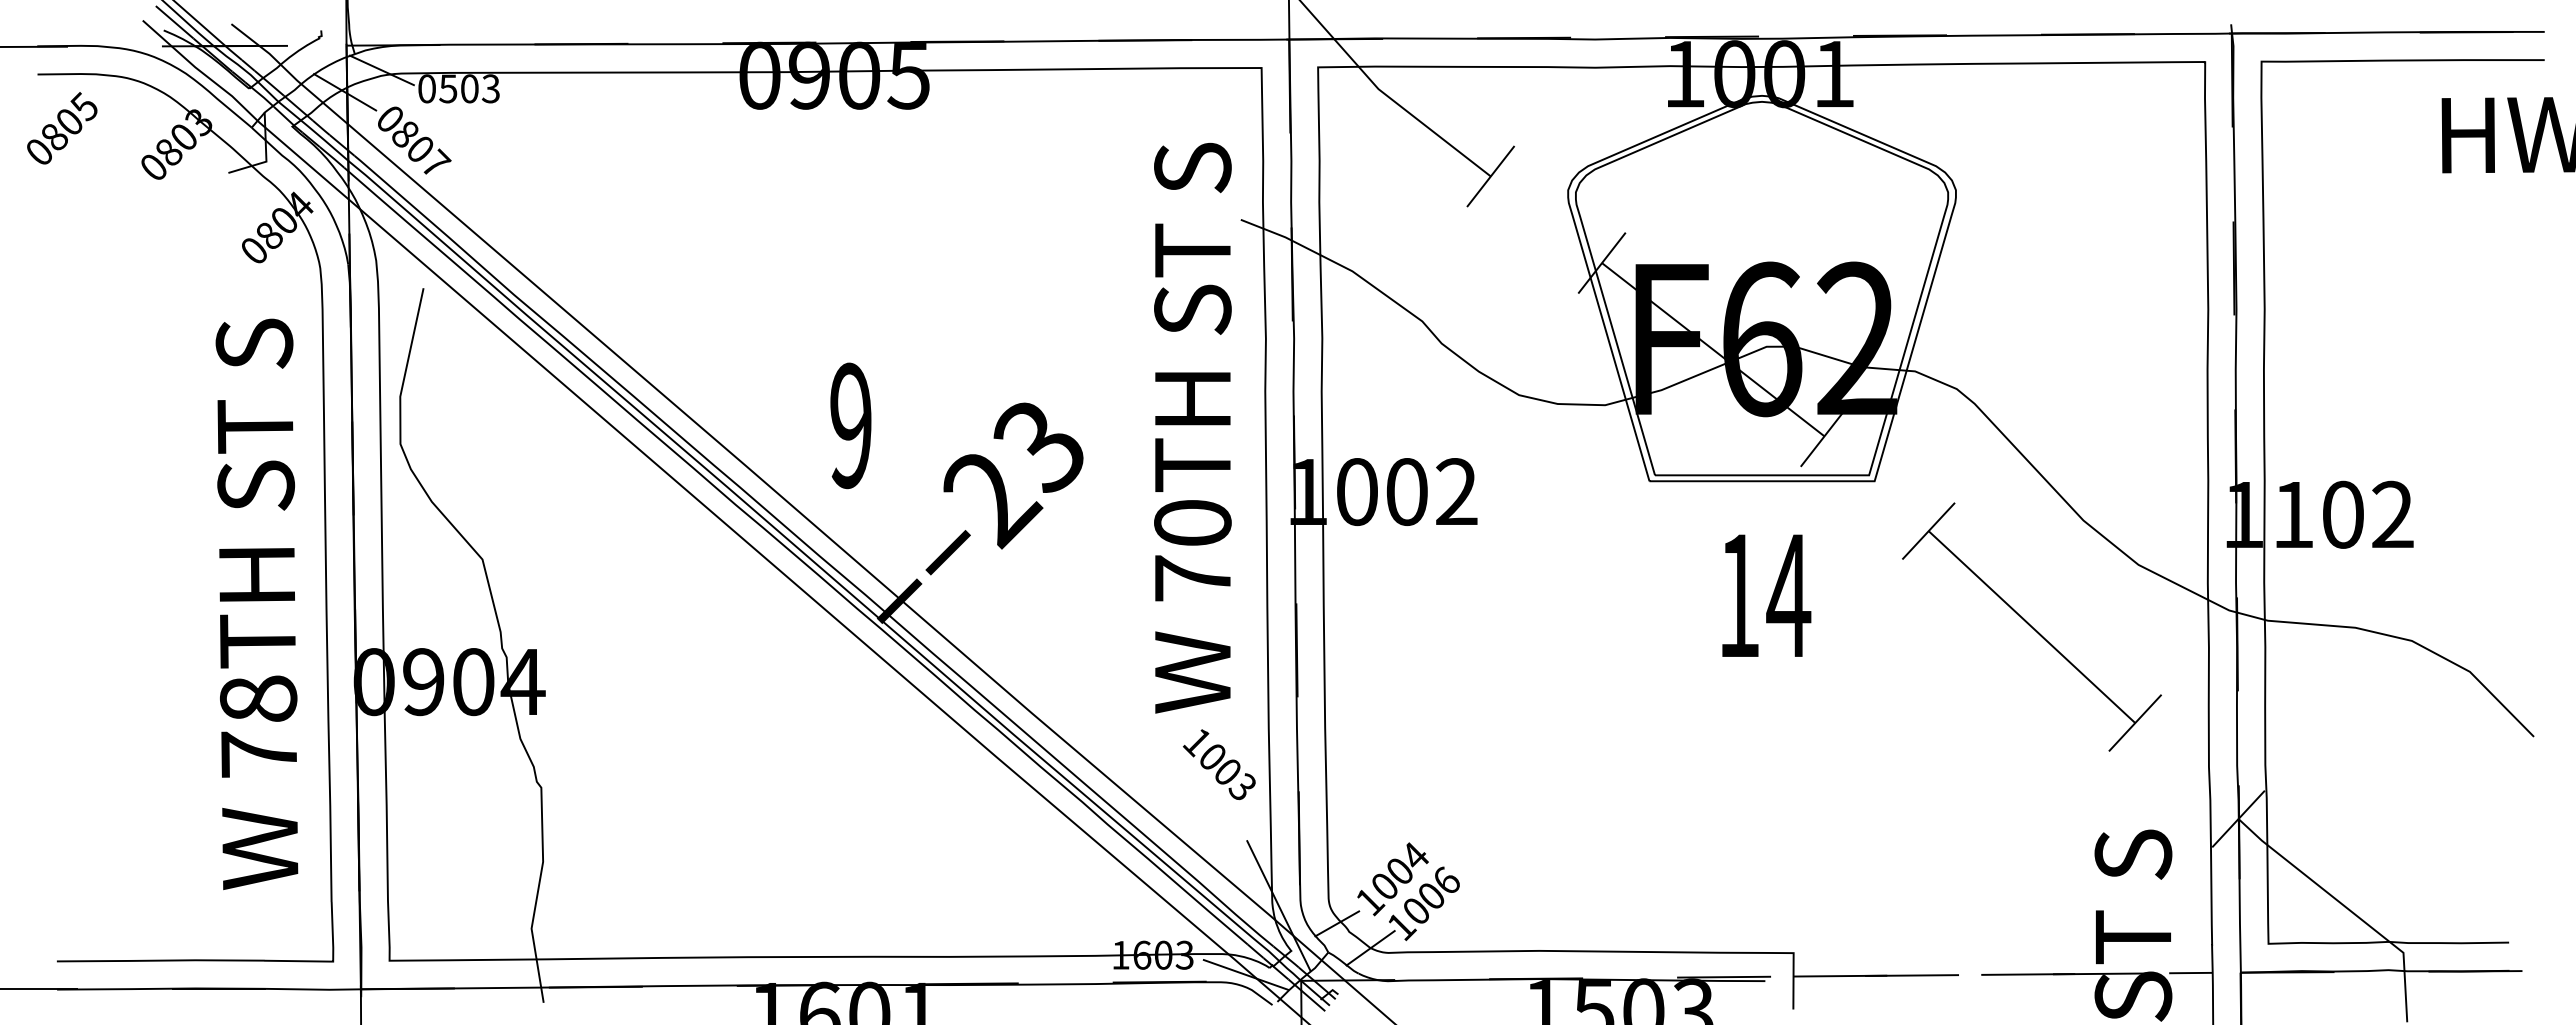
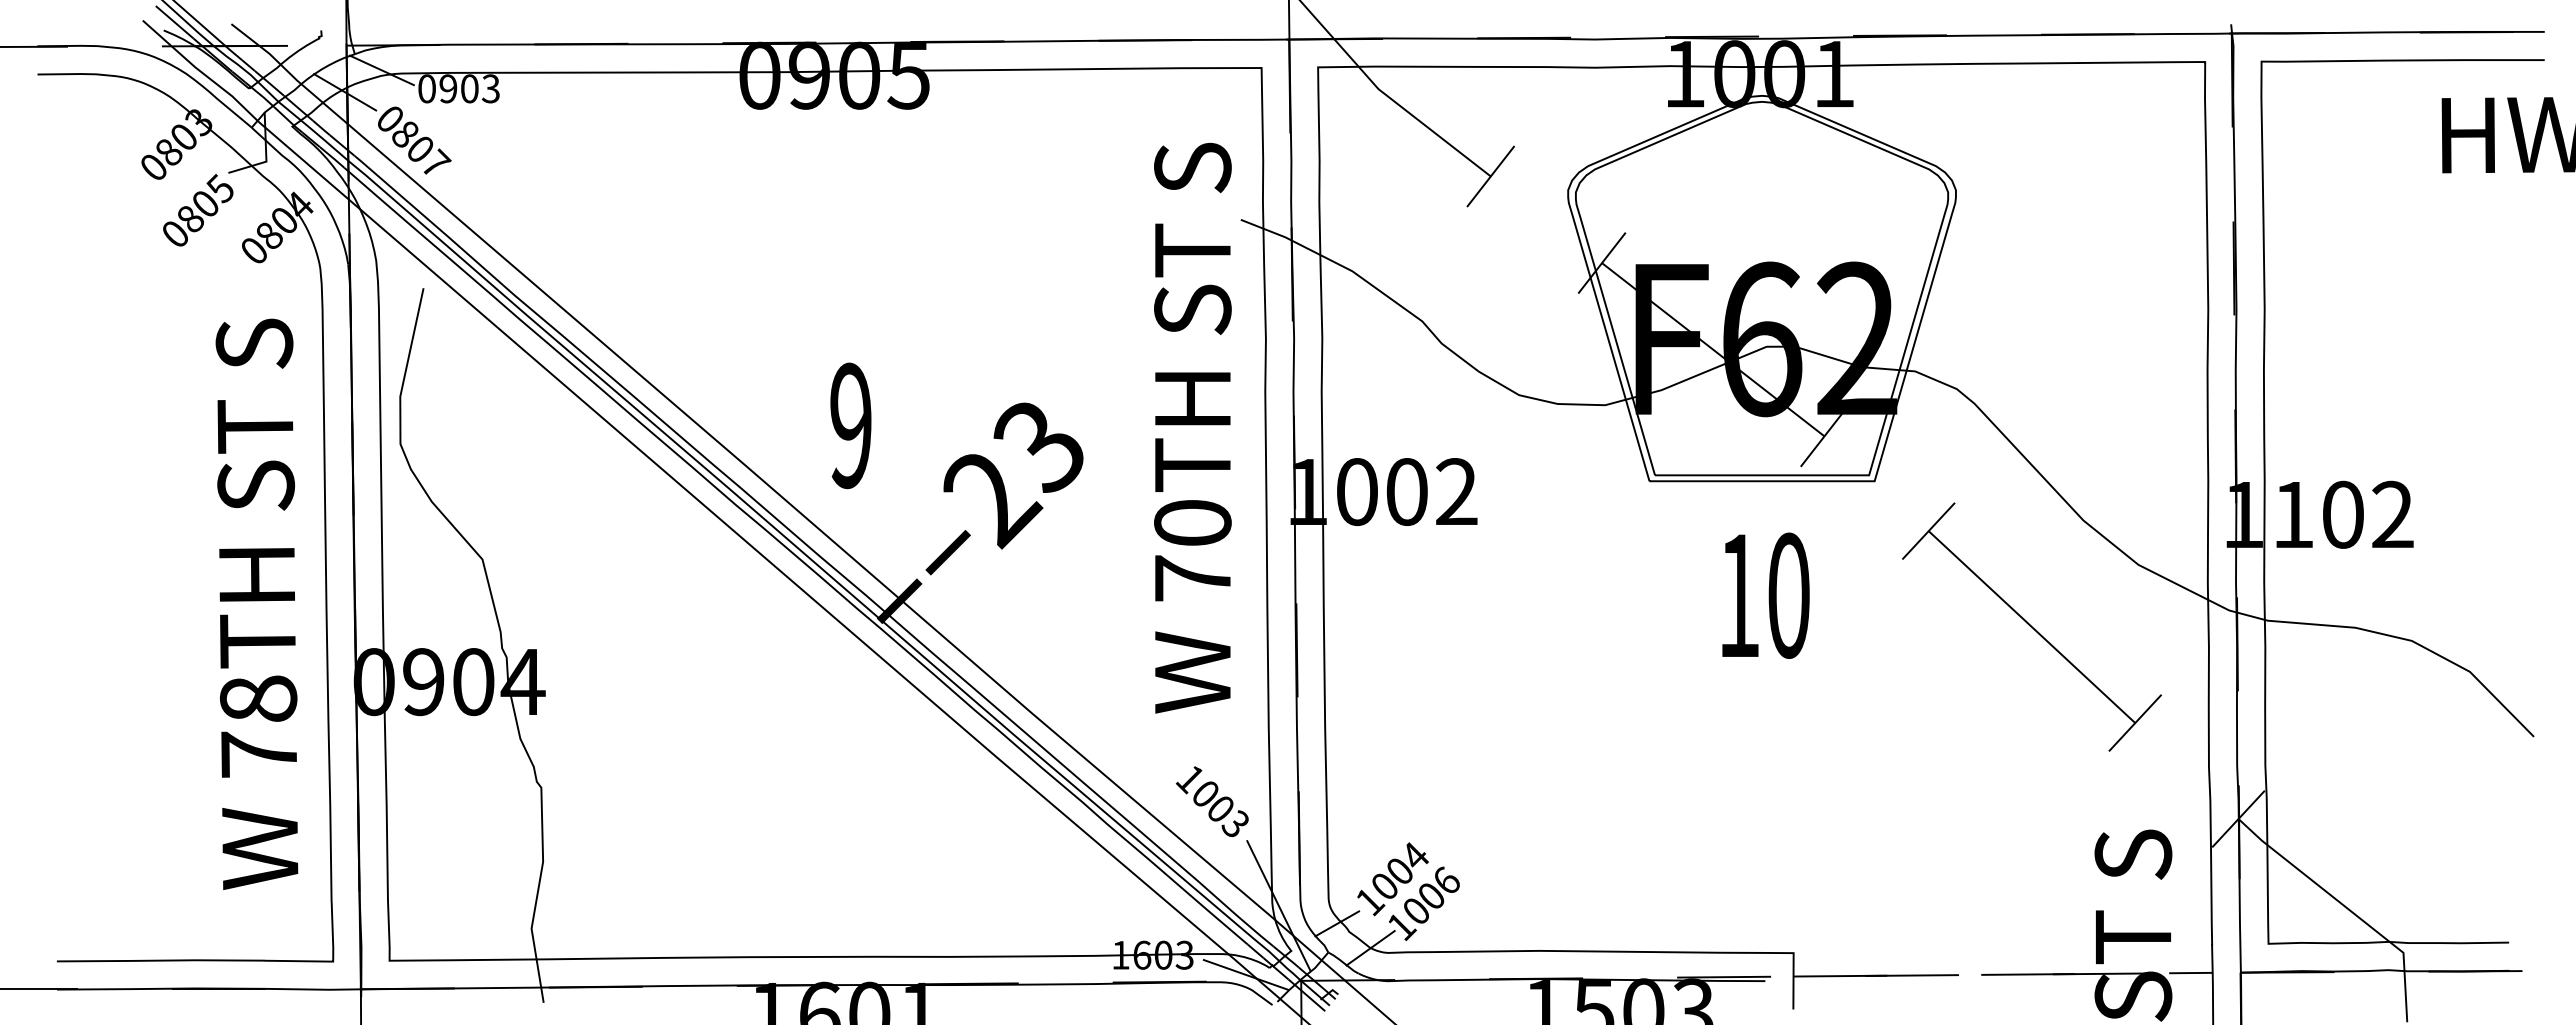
text: 0503 -> 0903 (448, 88)
text position: (62, 128) -> (198, 210) (198, 210)
text: 14 -> 10 (1788, 595)
text position: (1219, 764) -> (1212, 801) (1212, 801)
